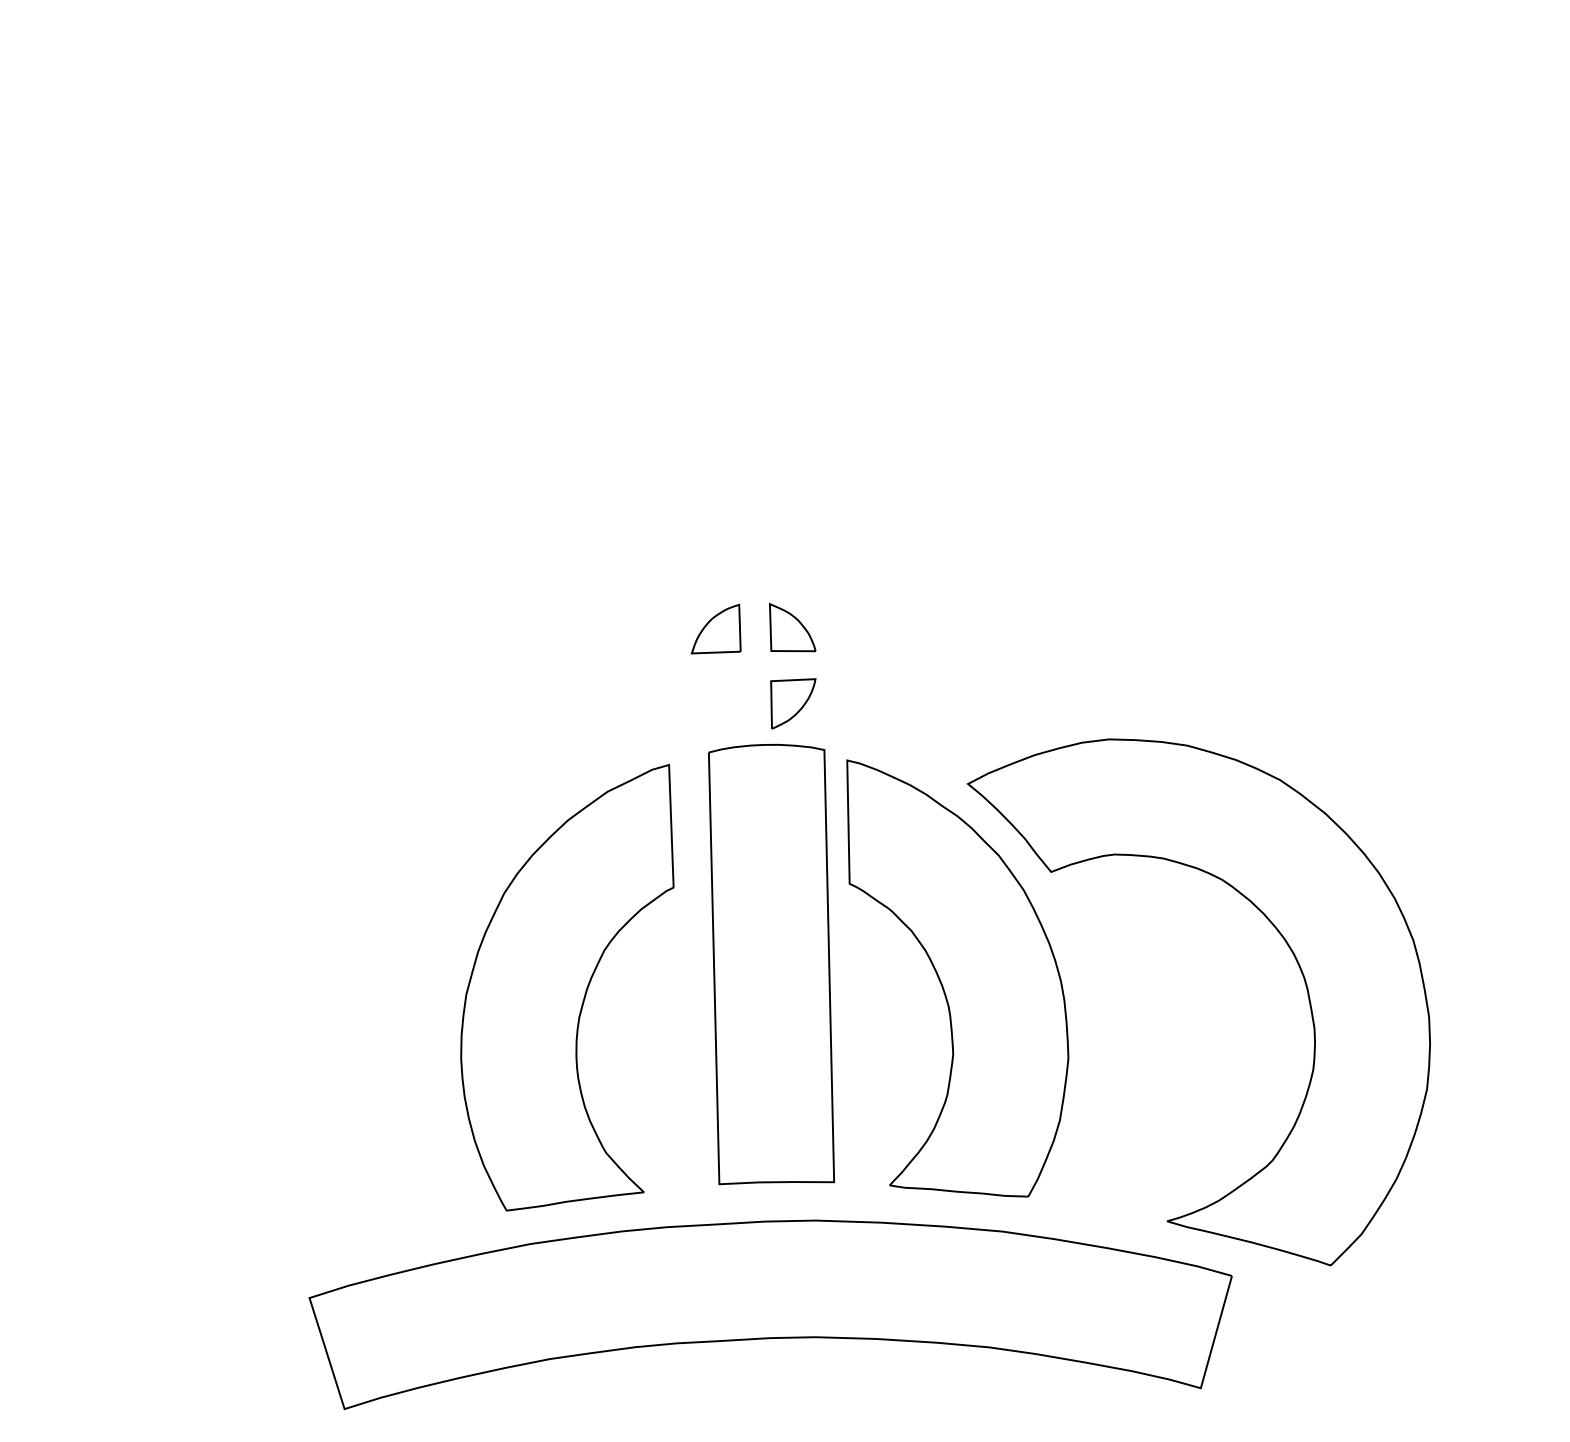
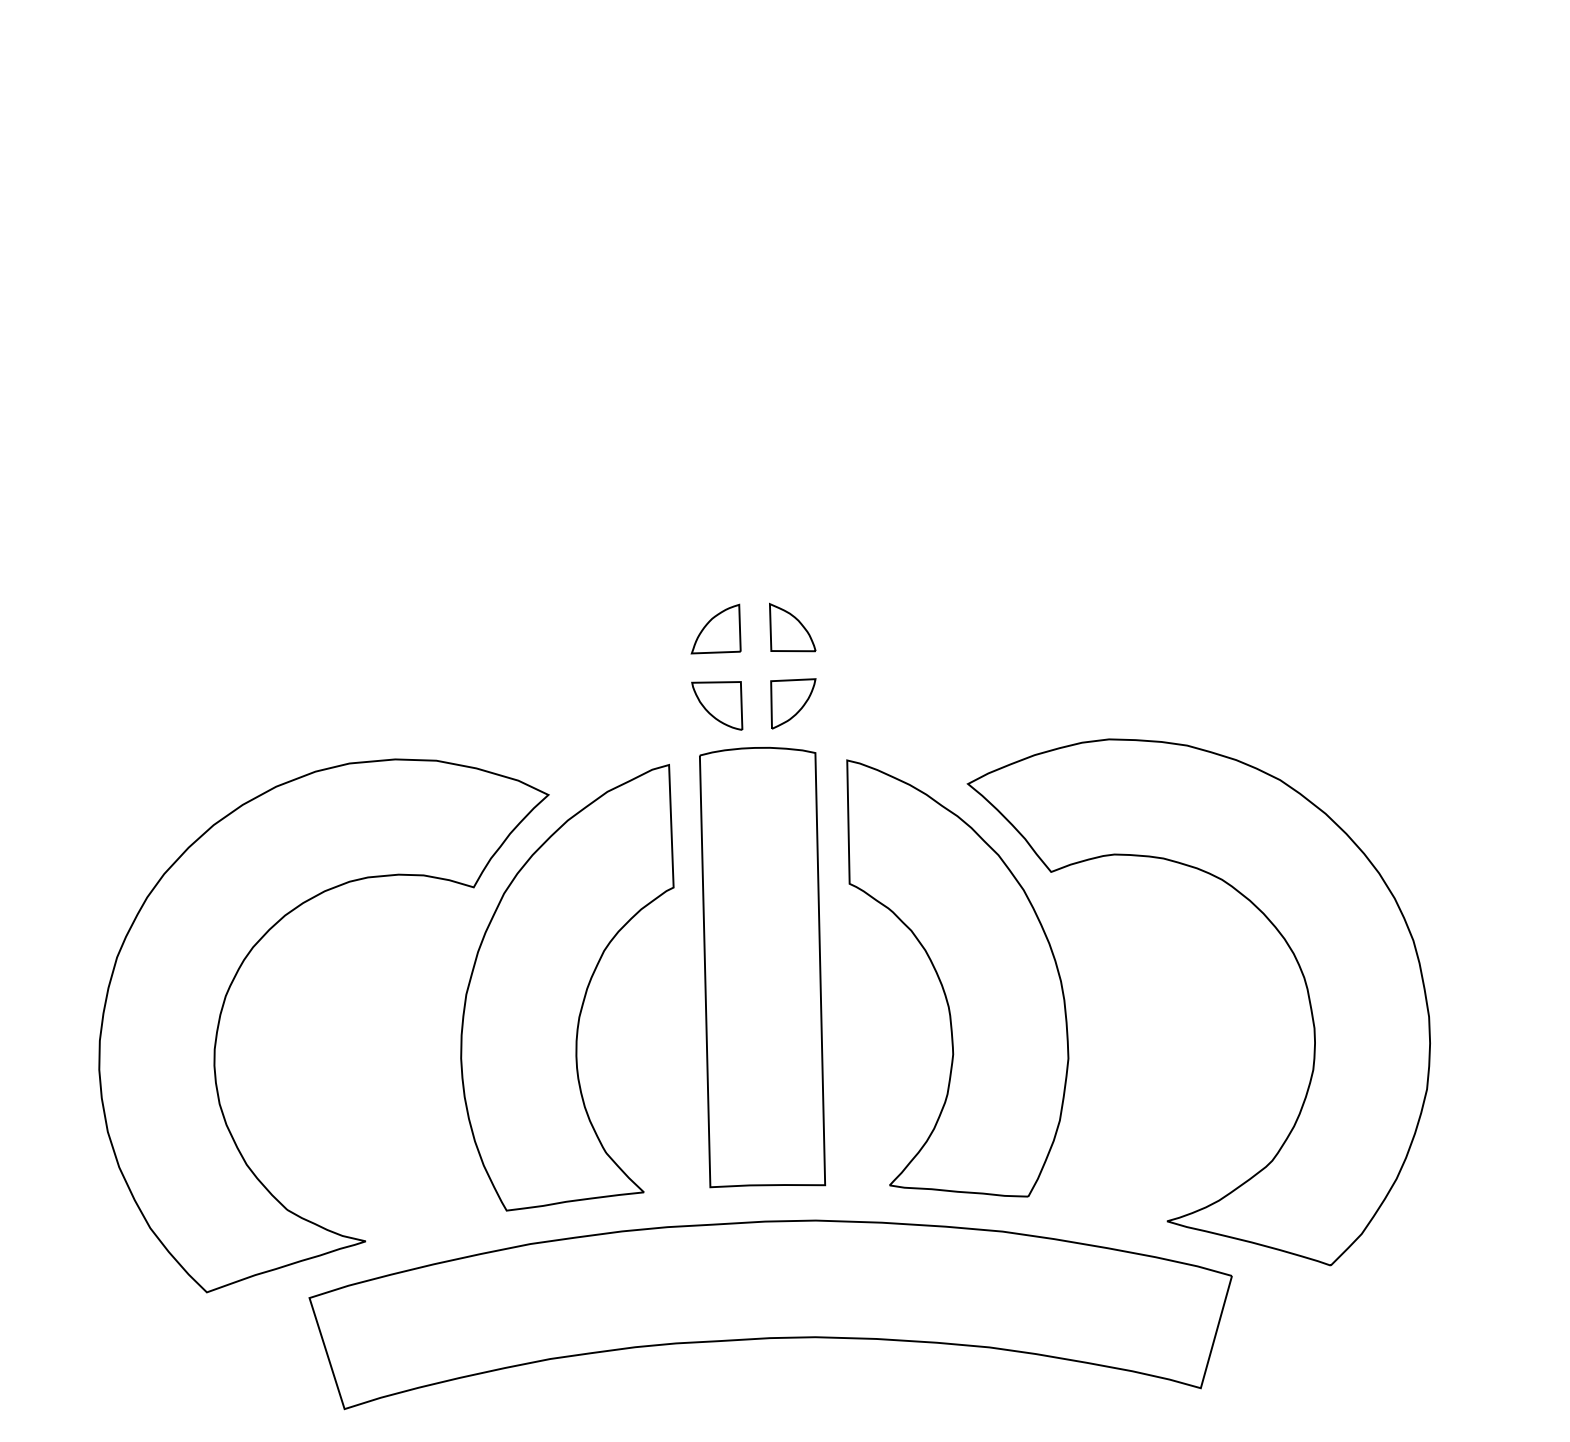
part: none -> present (717, 705)
part position: (771, 964) -> (762, 967) (762, 967)
part: none -> present (234, 980)
